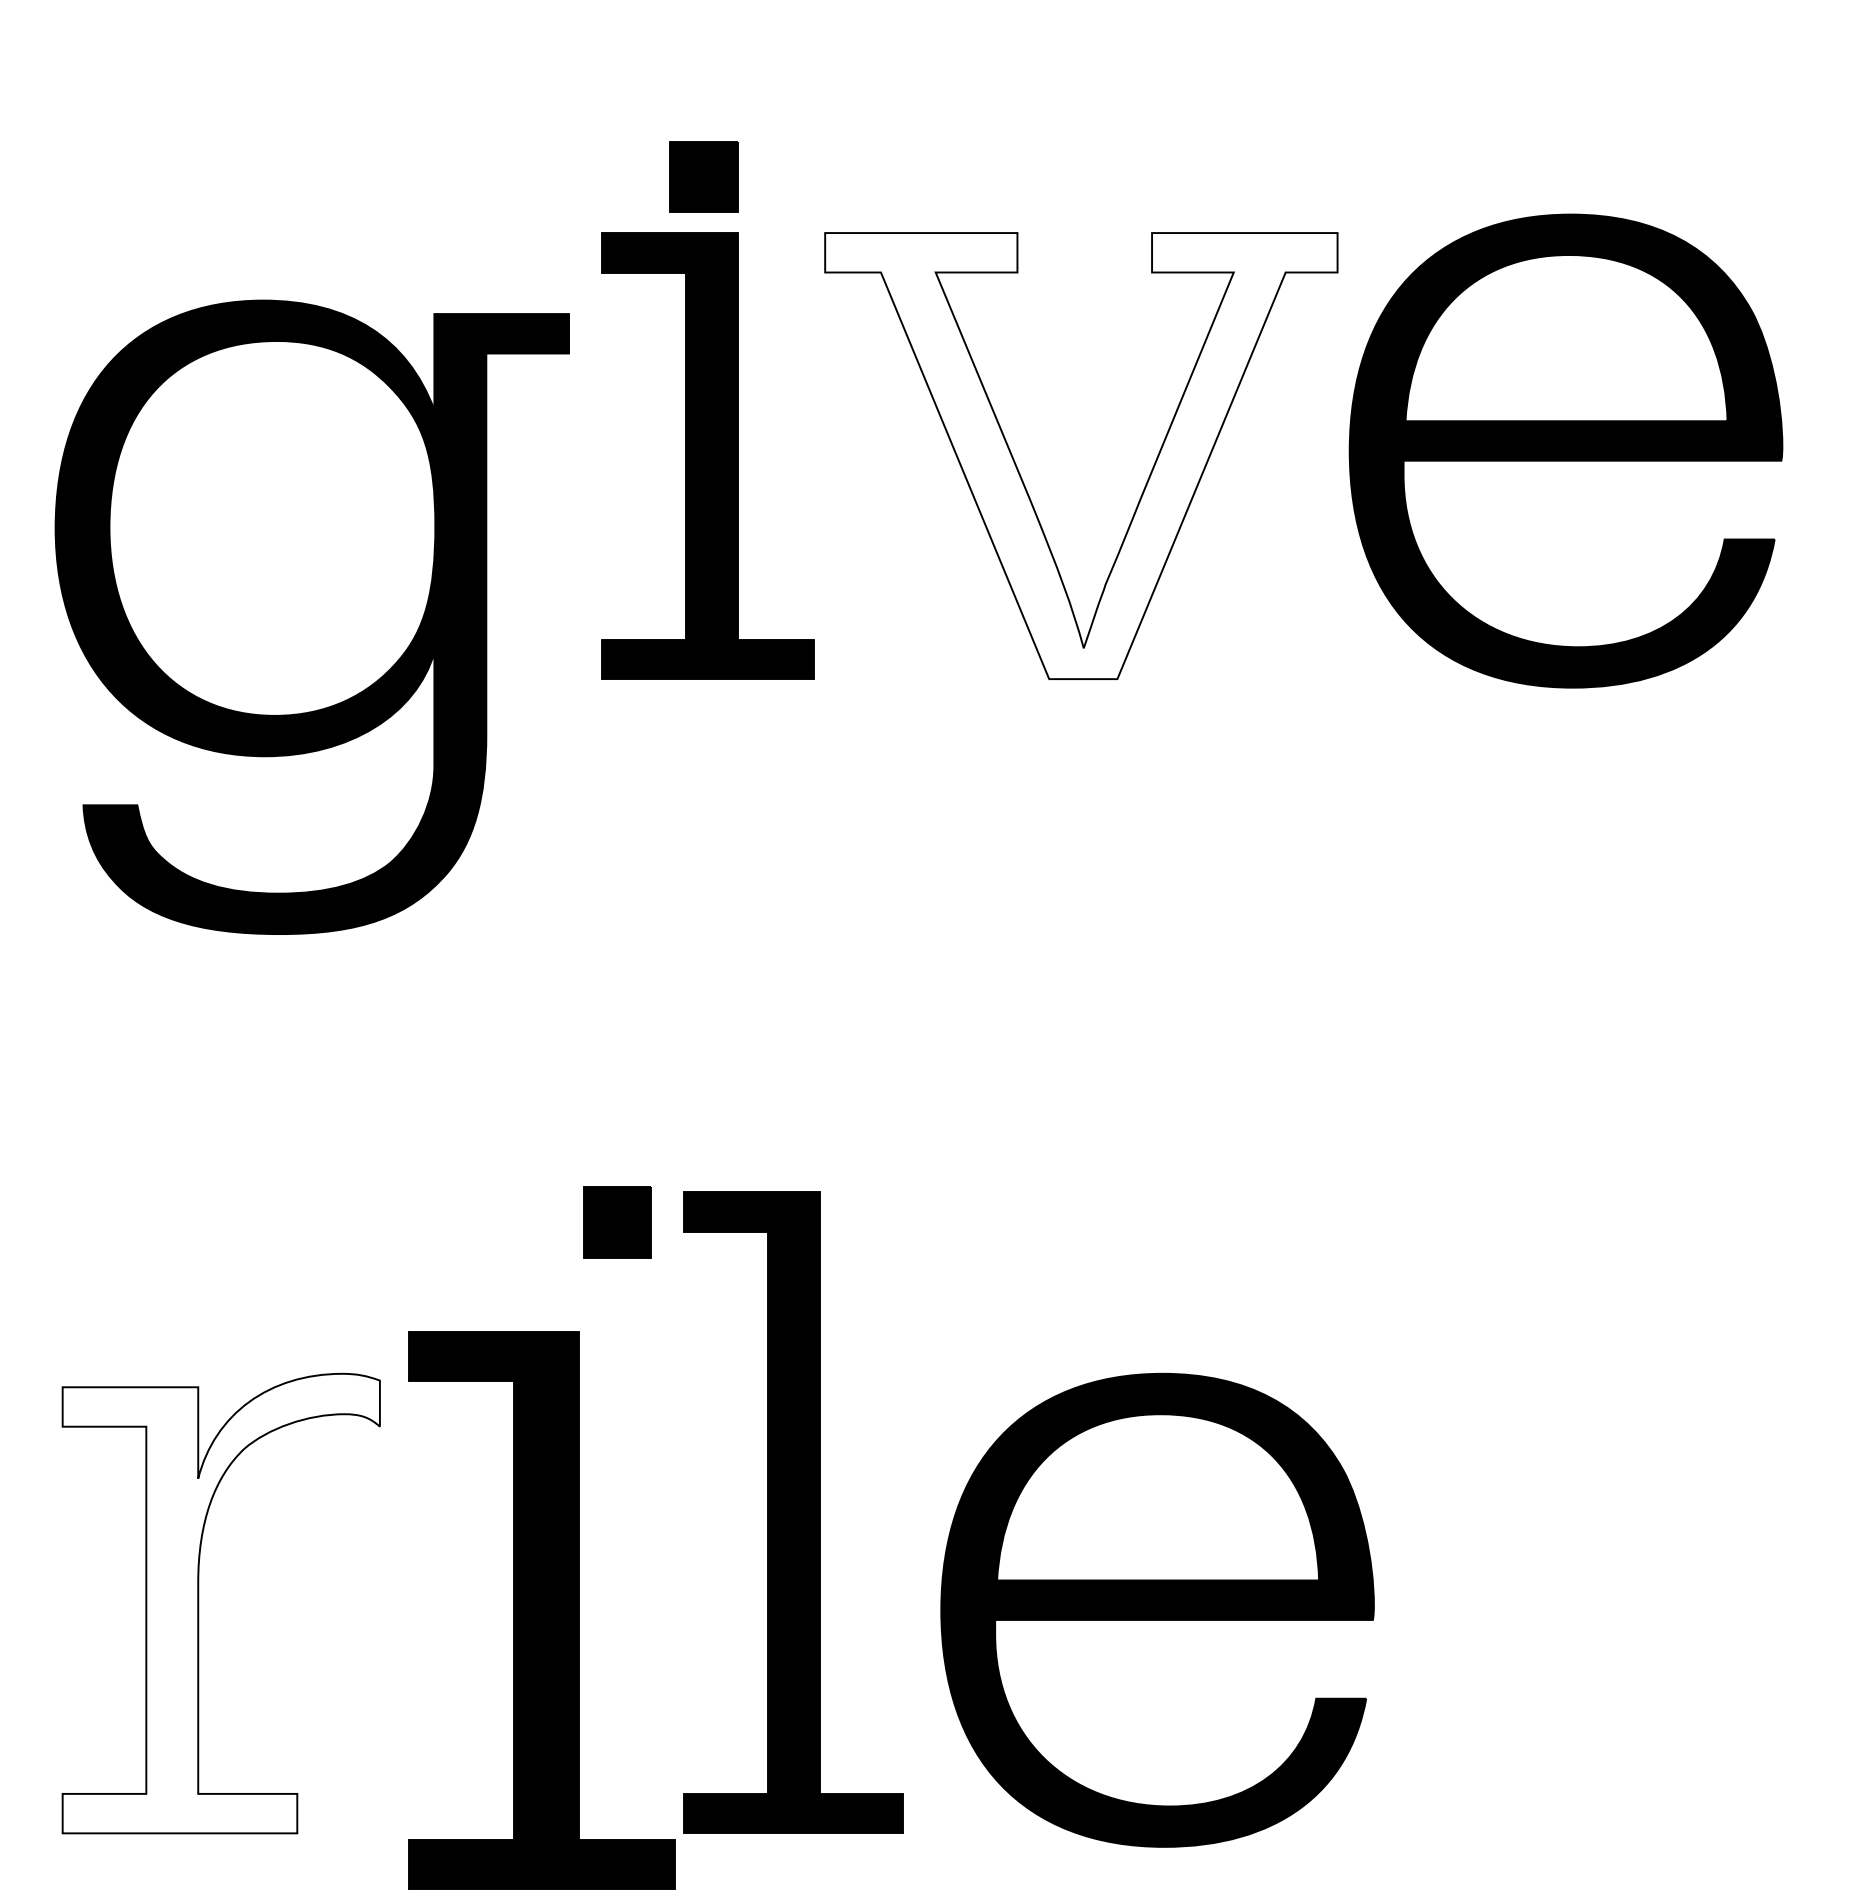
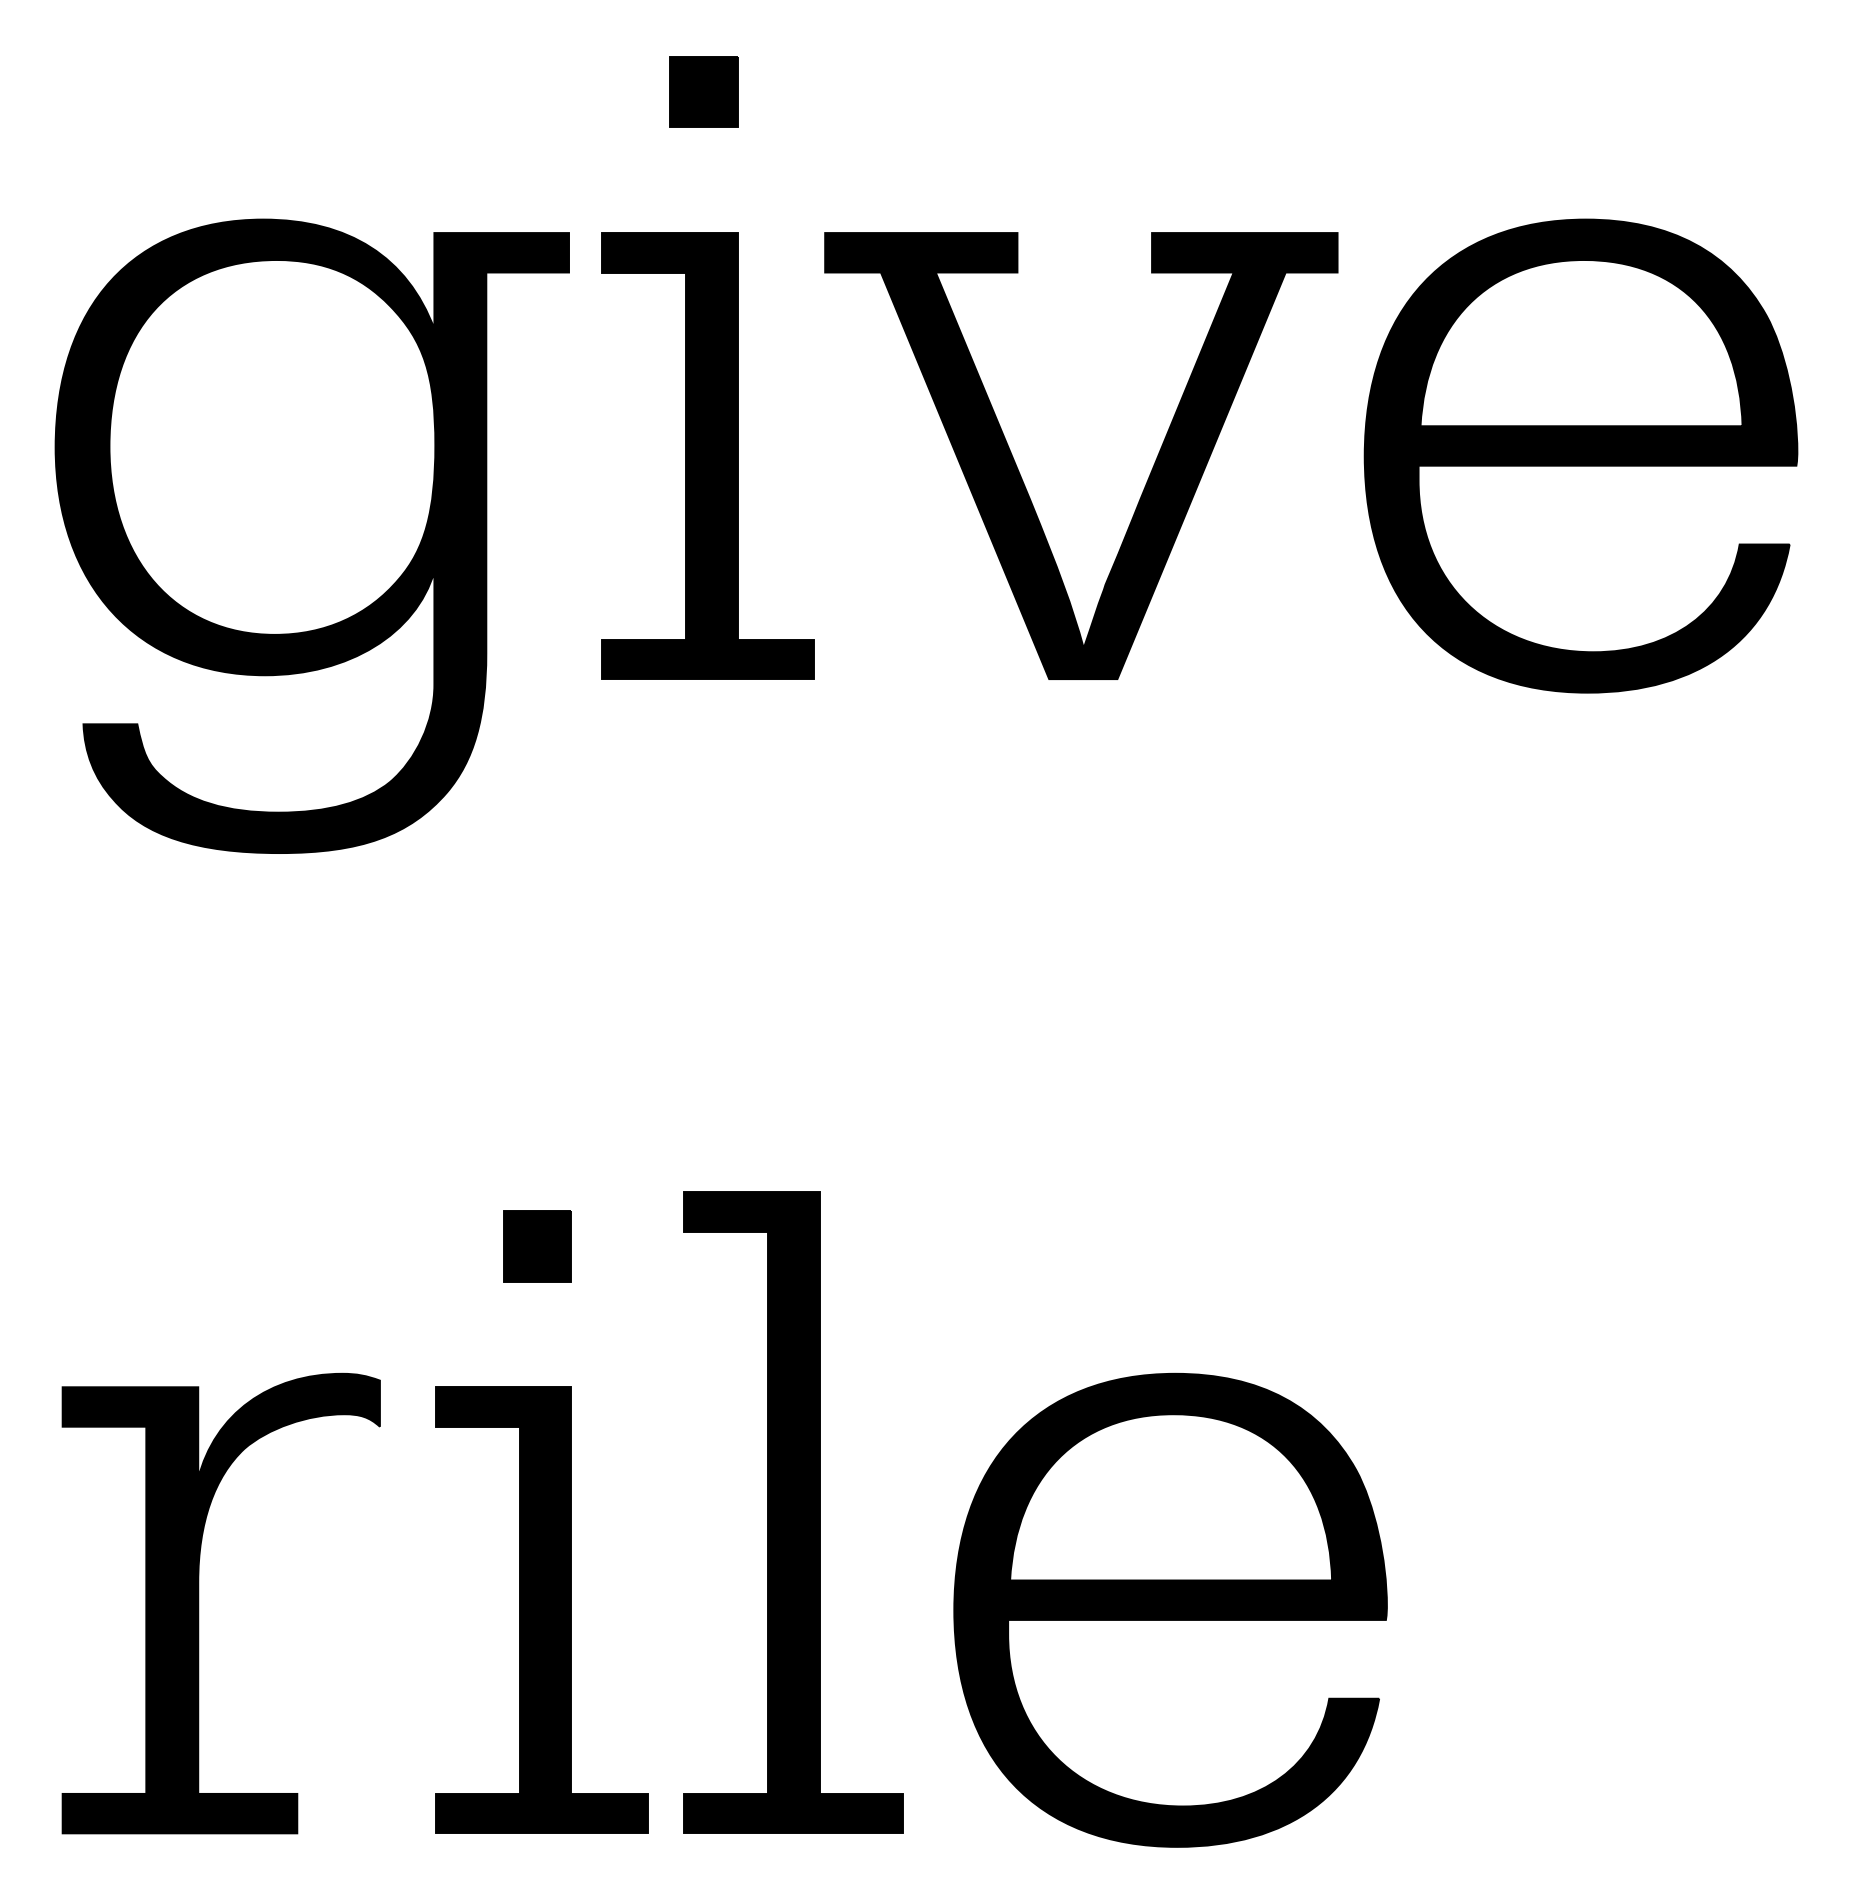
part position: (703, 176) -> (703, 91) (703, 91)
part position: (1565, 450) -> (1580, 455) (1580, 455)
fill: none -> present (1081, 456)
part position: (311, 616) -> (311, 535) (311, 535)
part position: (617, 1222) -> (537, 1246) (537, 1246)
fill: none -> present (220, 1603)
part position: (1157, 1609) -> (1170, 1609) (1170, 1609)
part size: 268x559 px -> 214x448 px (541, 1609)
